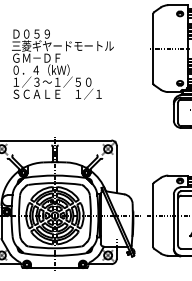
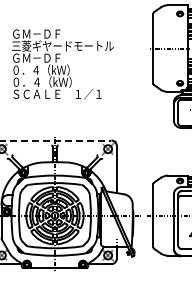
text: Ｄ０５９ -> ＧＭ－ＤＦ (36, 33)
text: １／３～１／５０ -> ０．４（kＷ） (52, 81)
line: solid -> dashed (56, 140)
